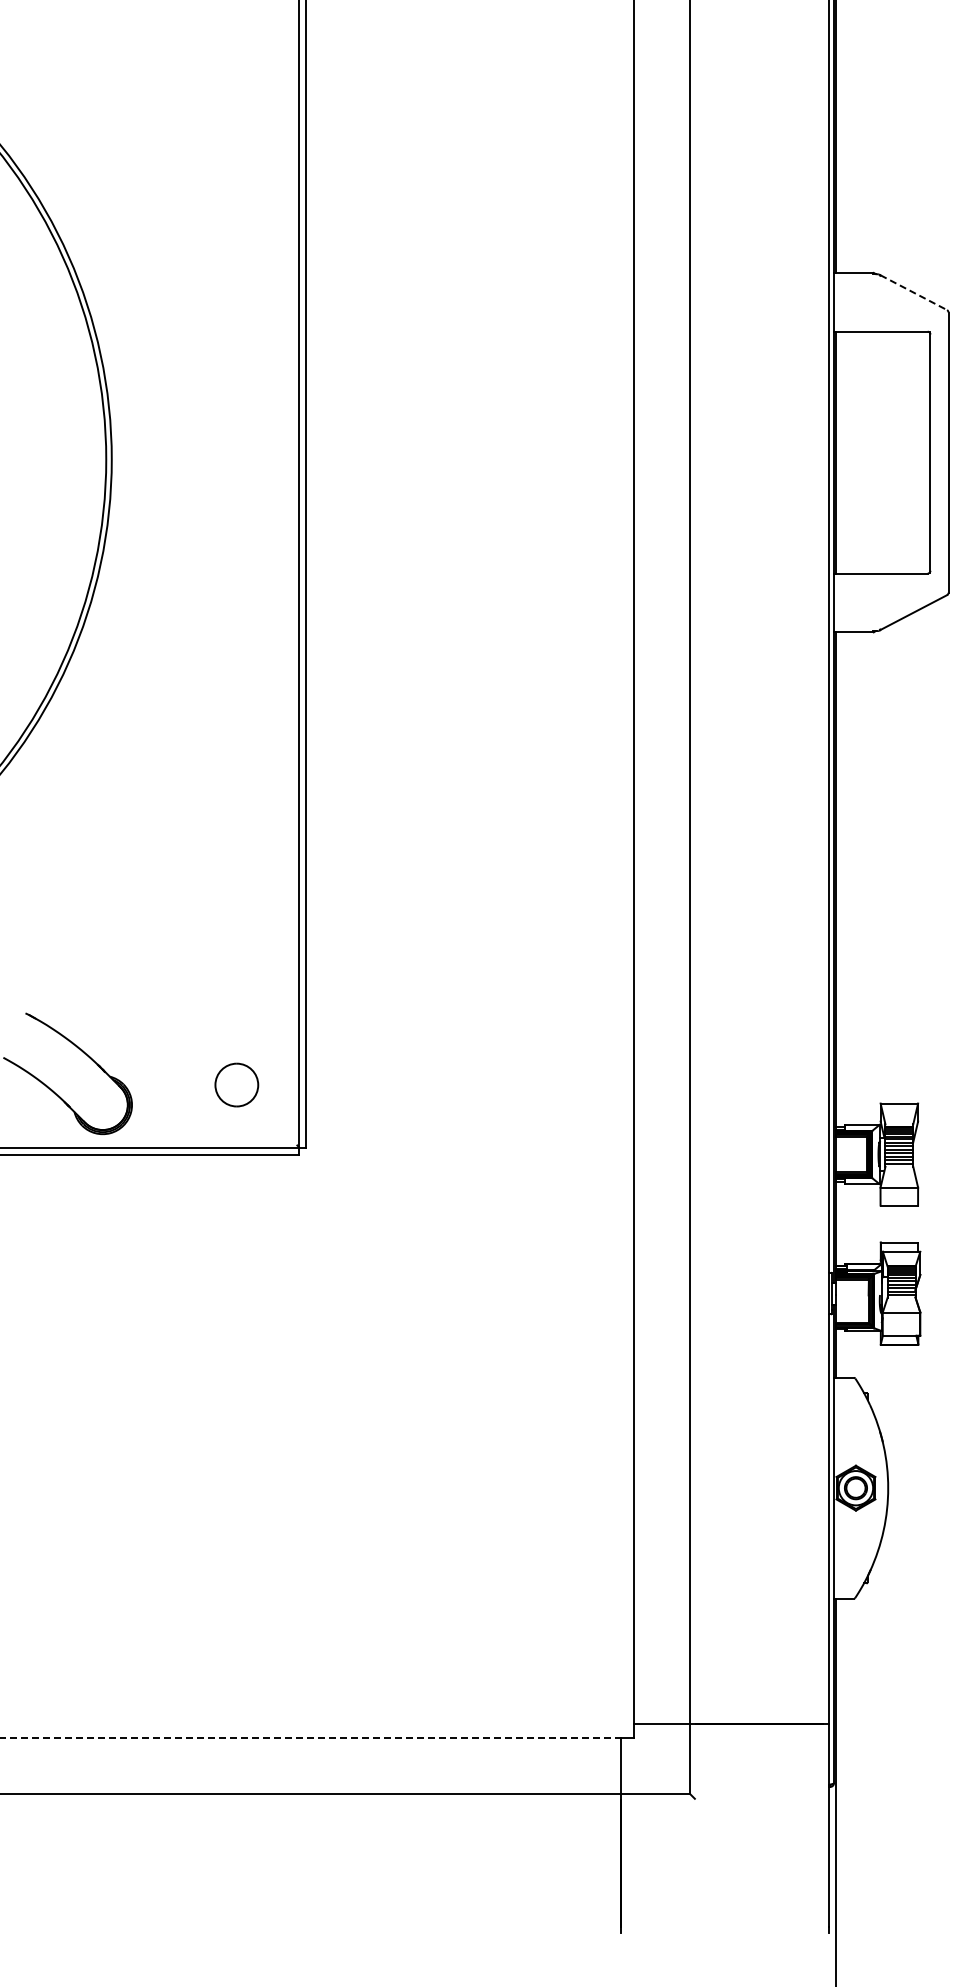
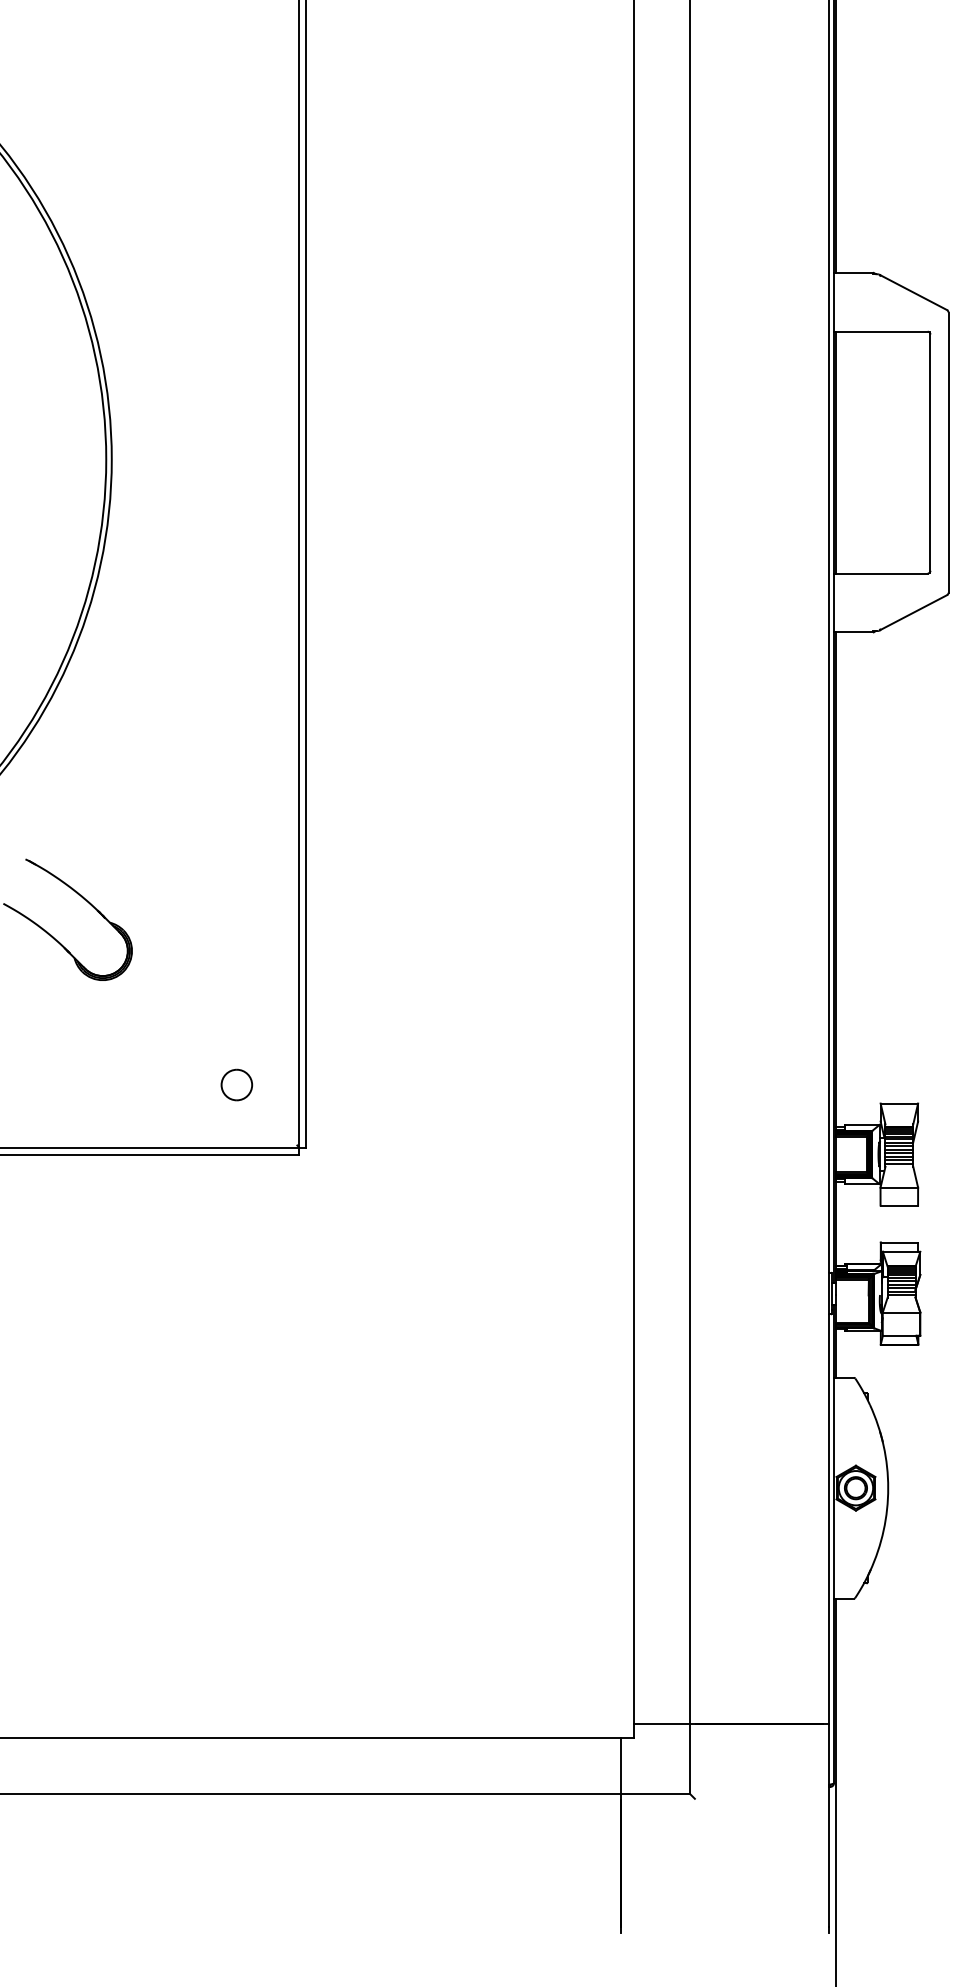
line: dashed -> solid (913, 292)
part size: 46x46 px -> 34x34 px (236, 1084)
part position: (51, 1088) -> (51, 934) (51, 934)
line: dashed -> solid (310, 1737)
